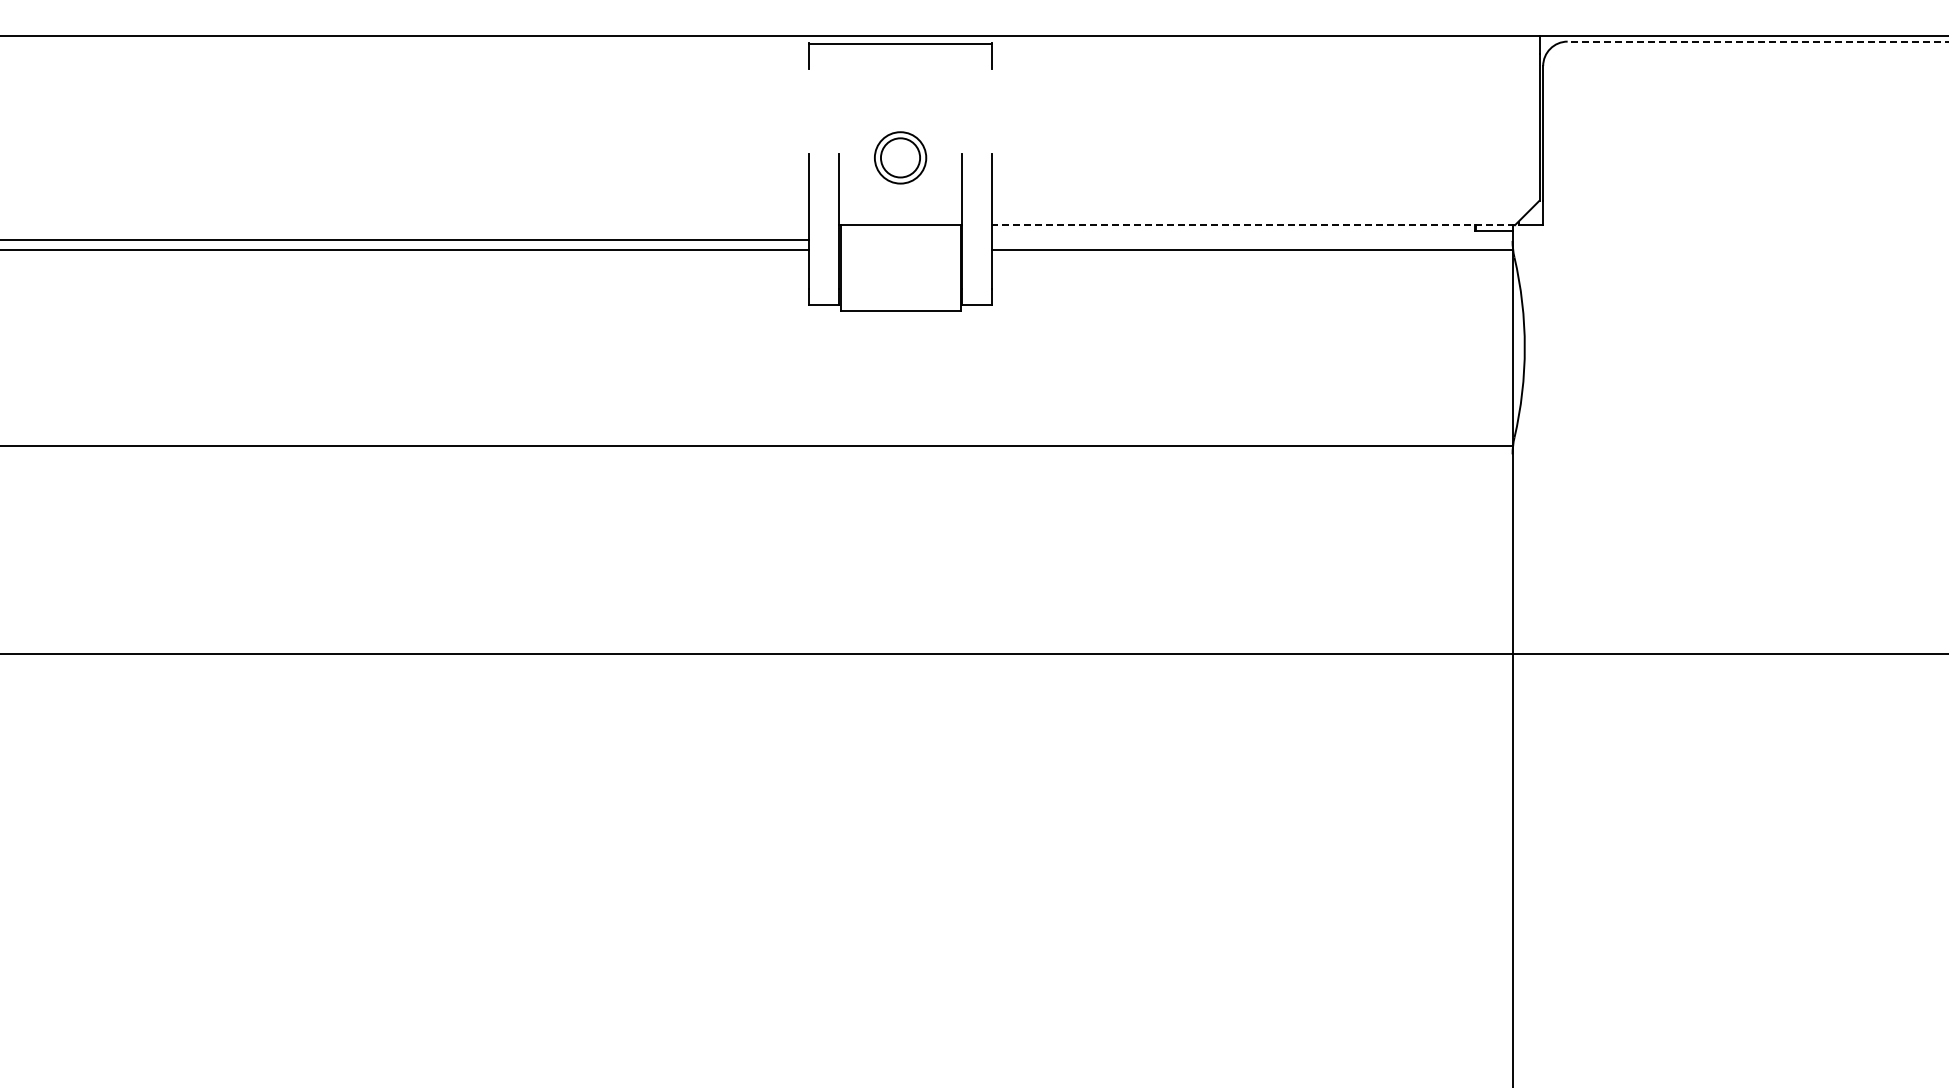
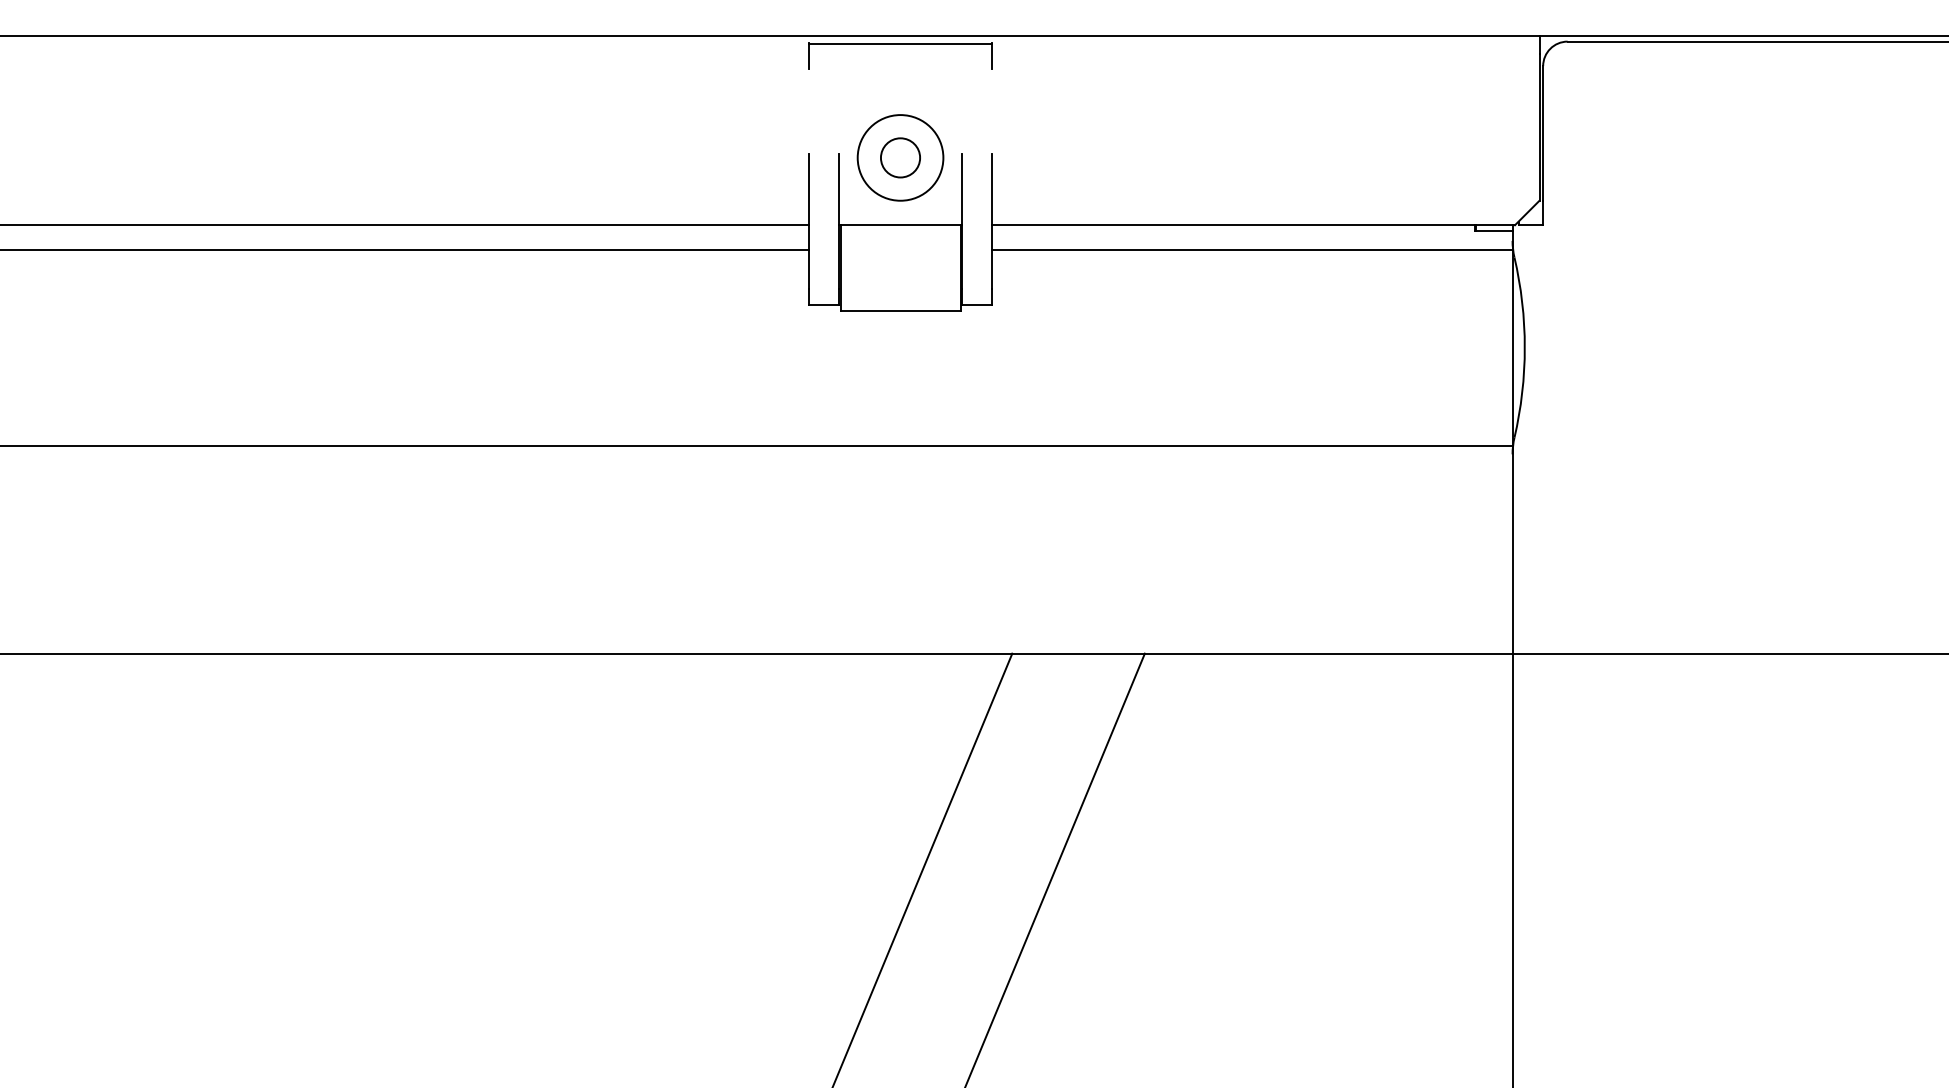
line: dashed -> solid (1757, 41)
circle diameter: 51 px -> 86 px (900, 157)
line: dashed -> solid (1253, 225)
line position: (405, 240) -> (405, 225) (405, 225)
line: none -> present (922, 868)
line: none -> present (1055, 868)
